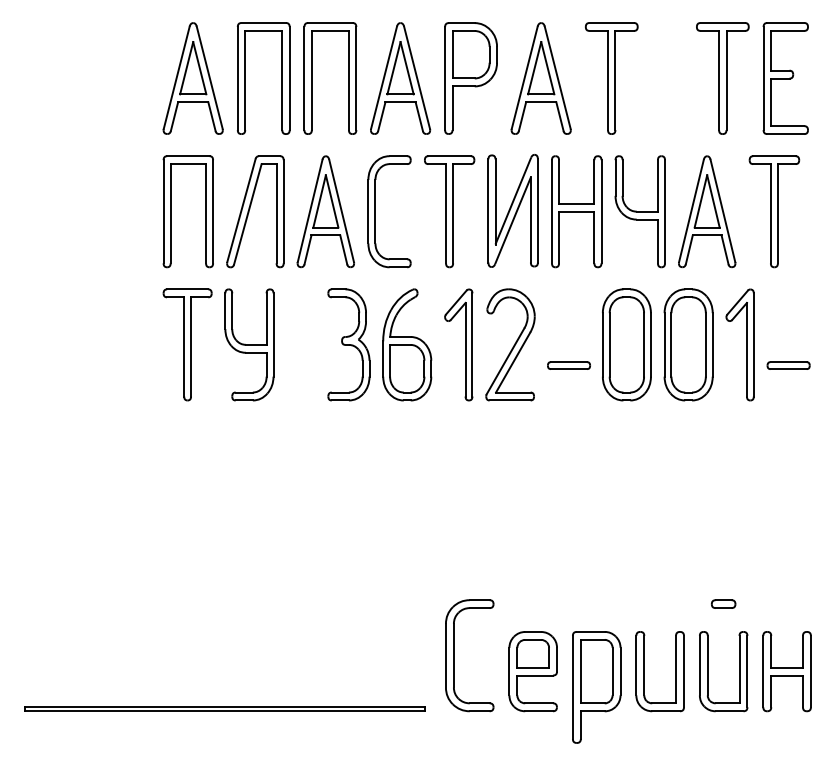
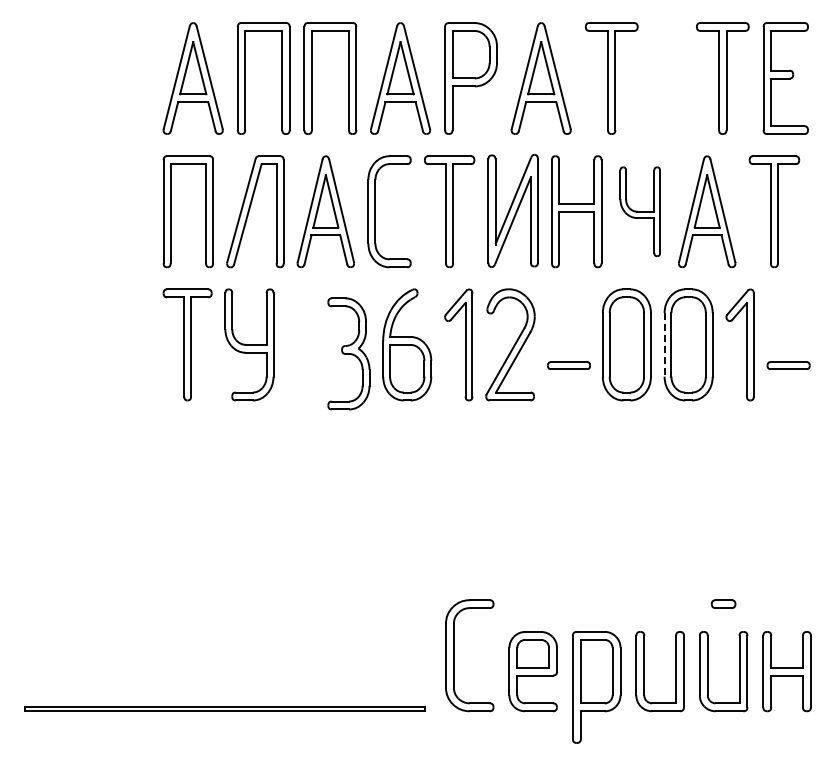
part size: 52x114 px -> 42x92 px (639, 211)
part position: (348, 344) -> (348, 353) (348, 353)
line: solid -> dashed (664, 344)
